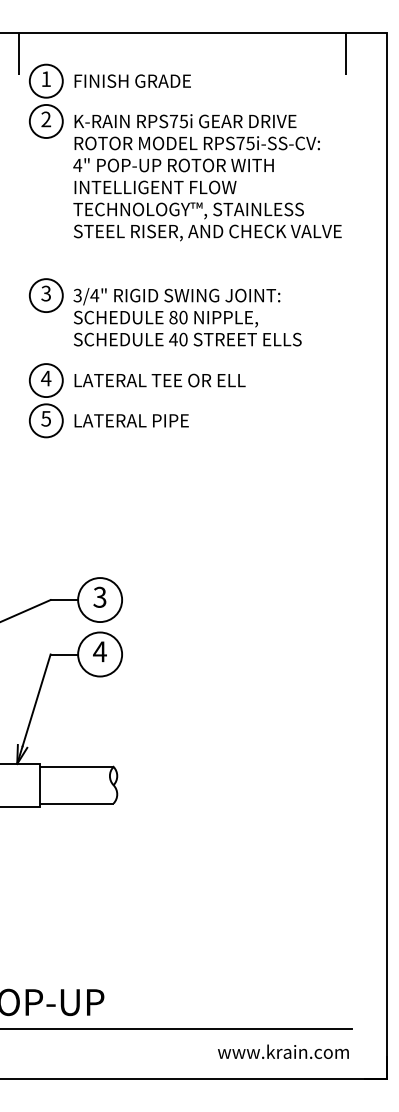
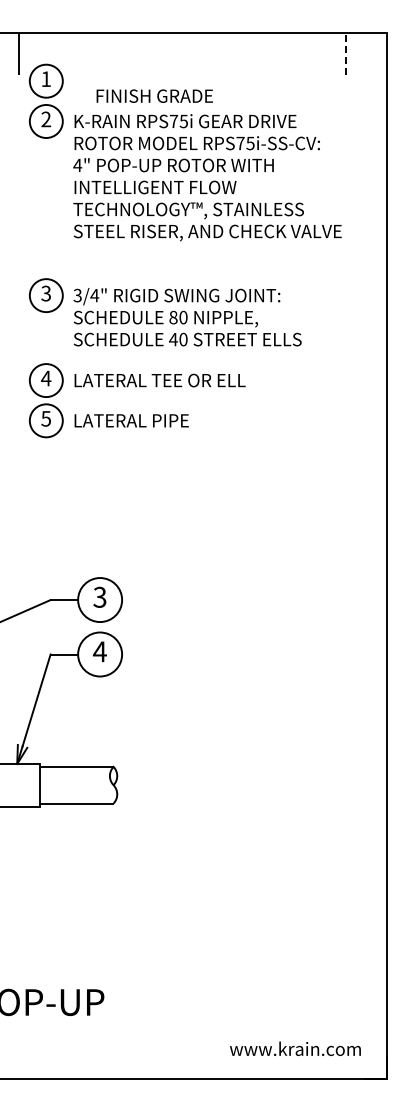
line: solid -> dashed (345, 53)
text position: (132, 80) -> (154, 95) (154, 95)
line: present -> none (176, 1028)
text position: (283, 1051) -> (295, 1048) (295, 1048)
